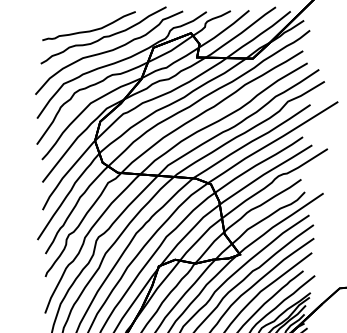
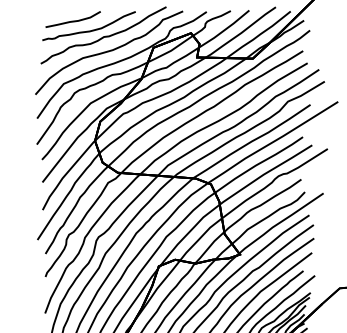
part: none -> present (72, 19)
